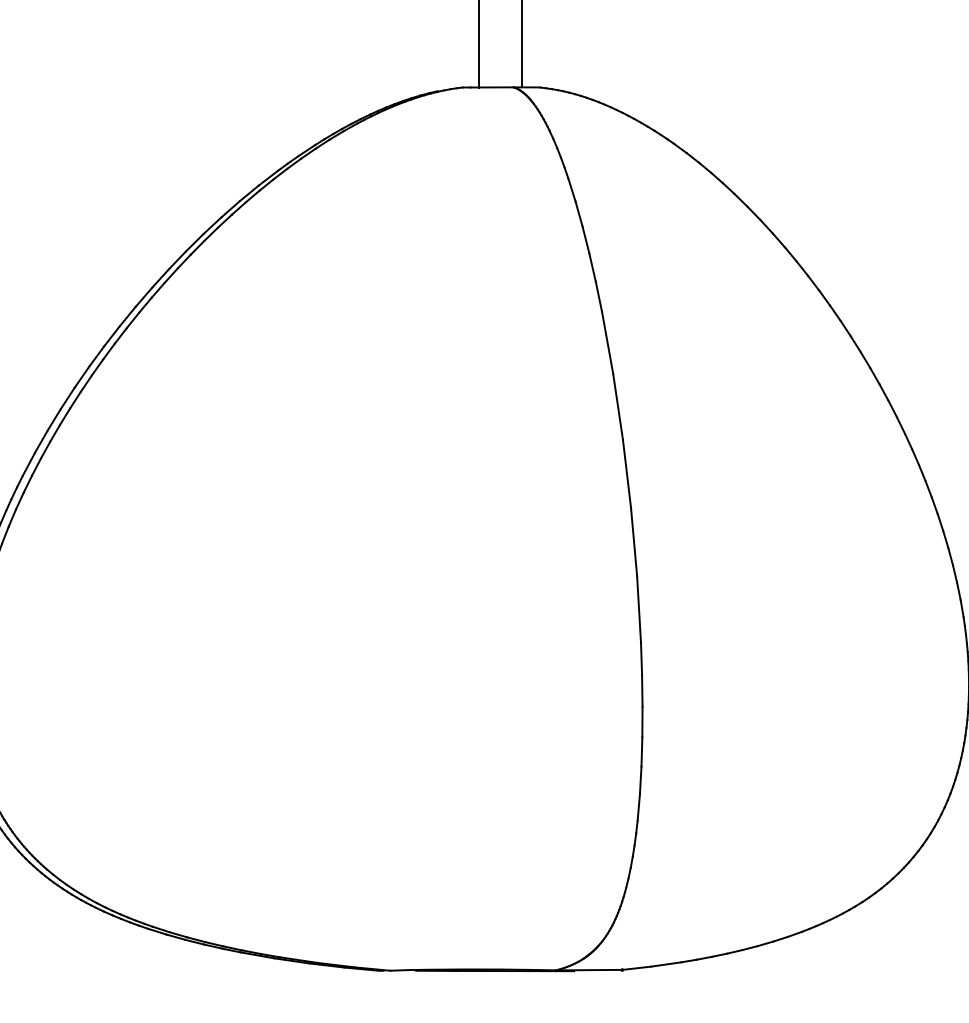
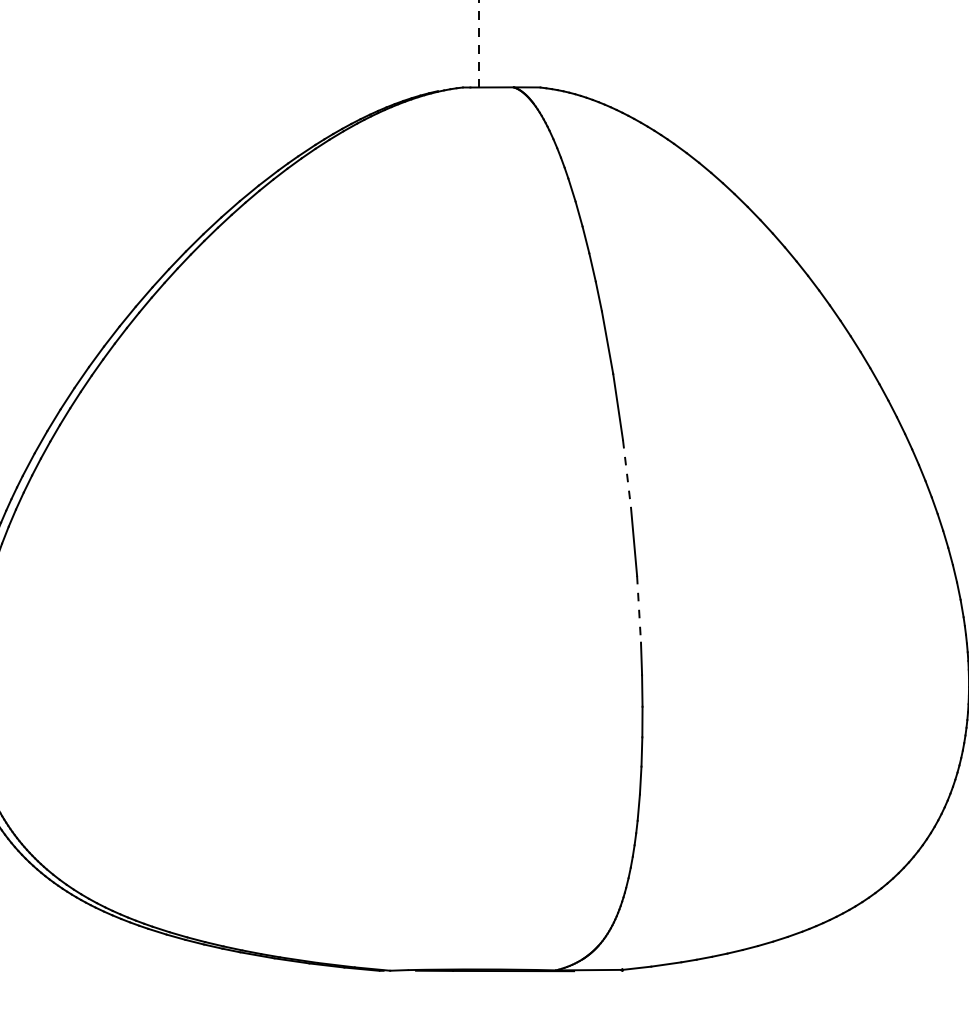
line: solid -> dashed (479, 43)
line: present -> none (521, 44)
line: solid -> dashed (627, 474)
line: solid -> dashed (639, 609)
